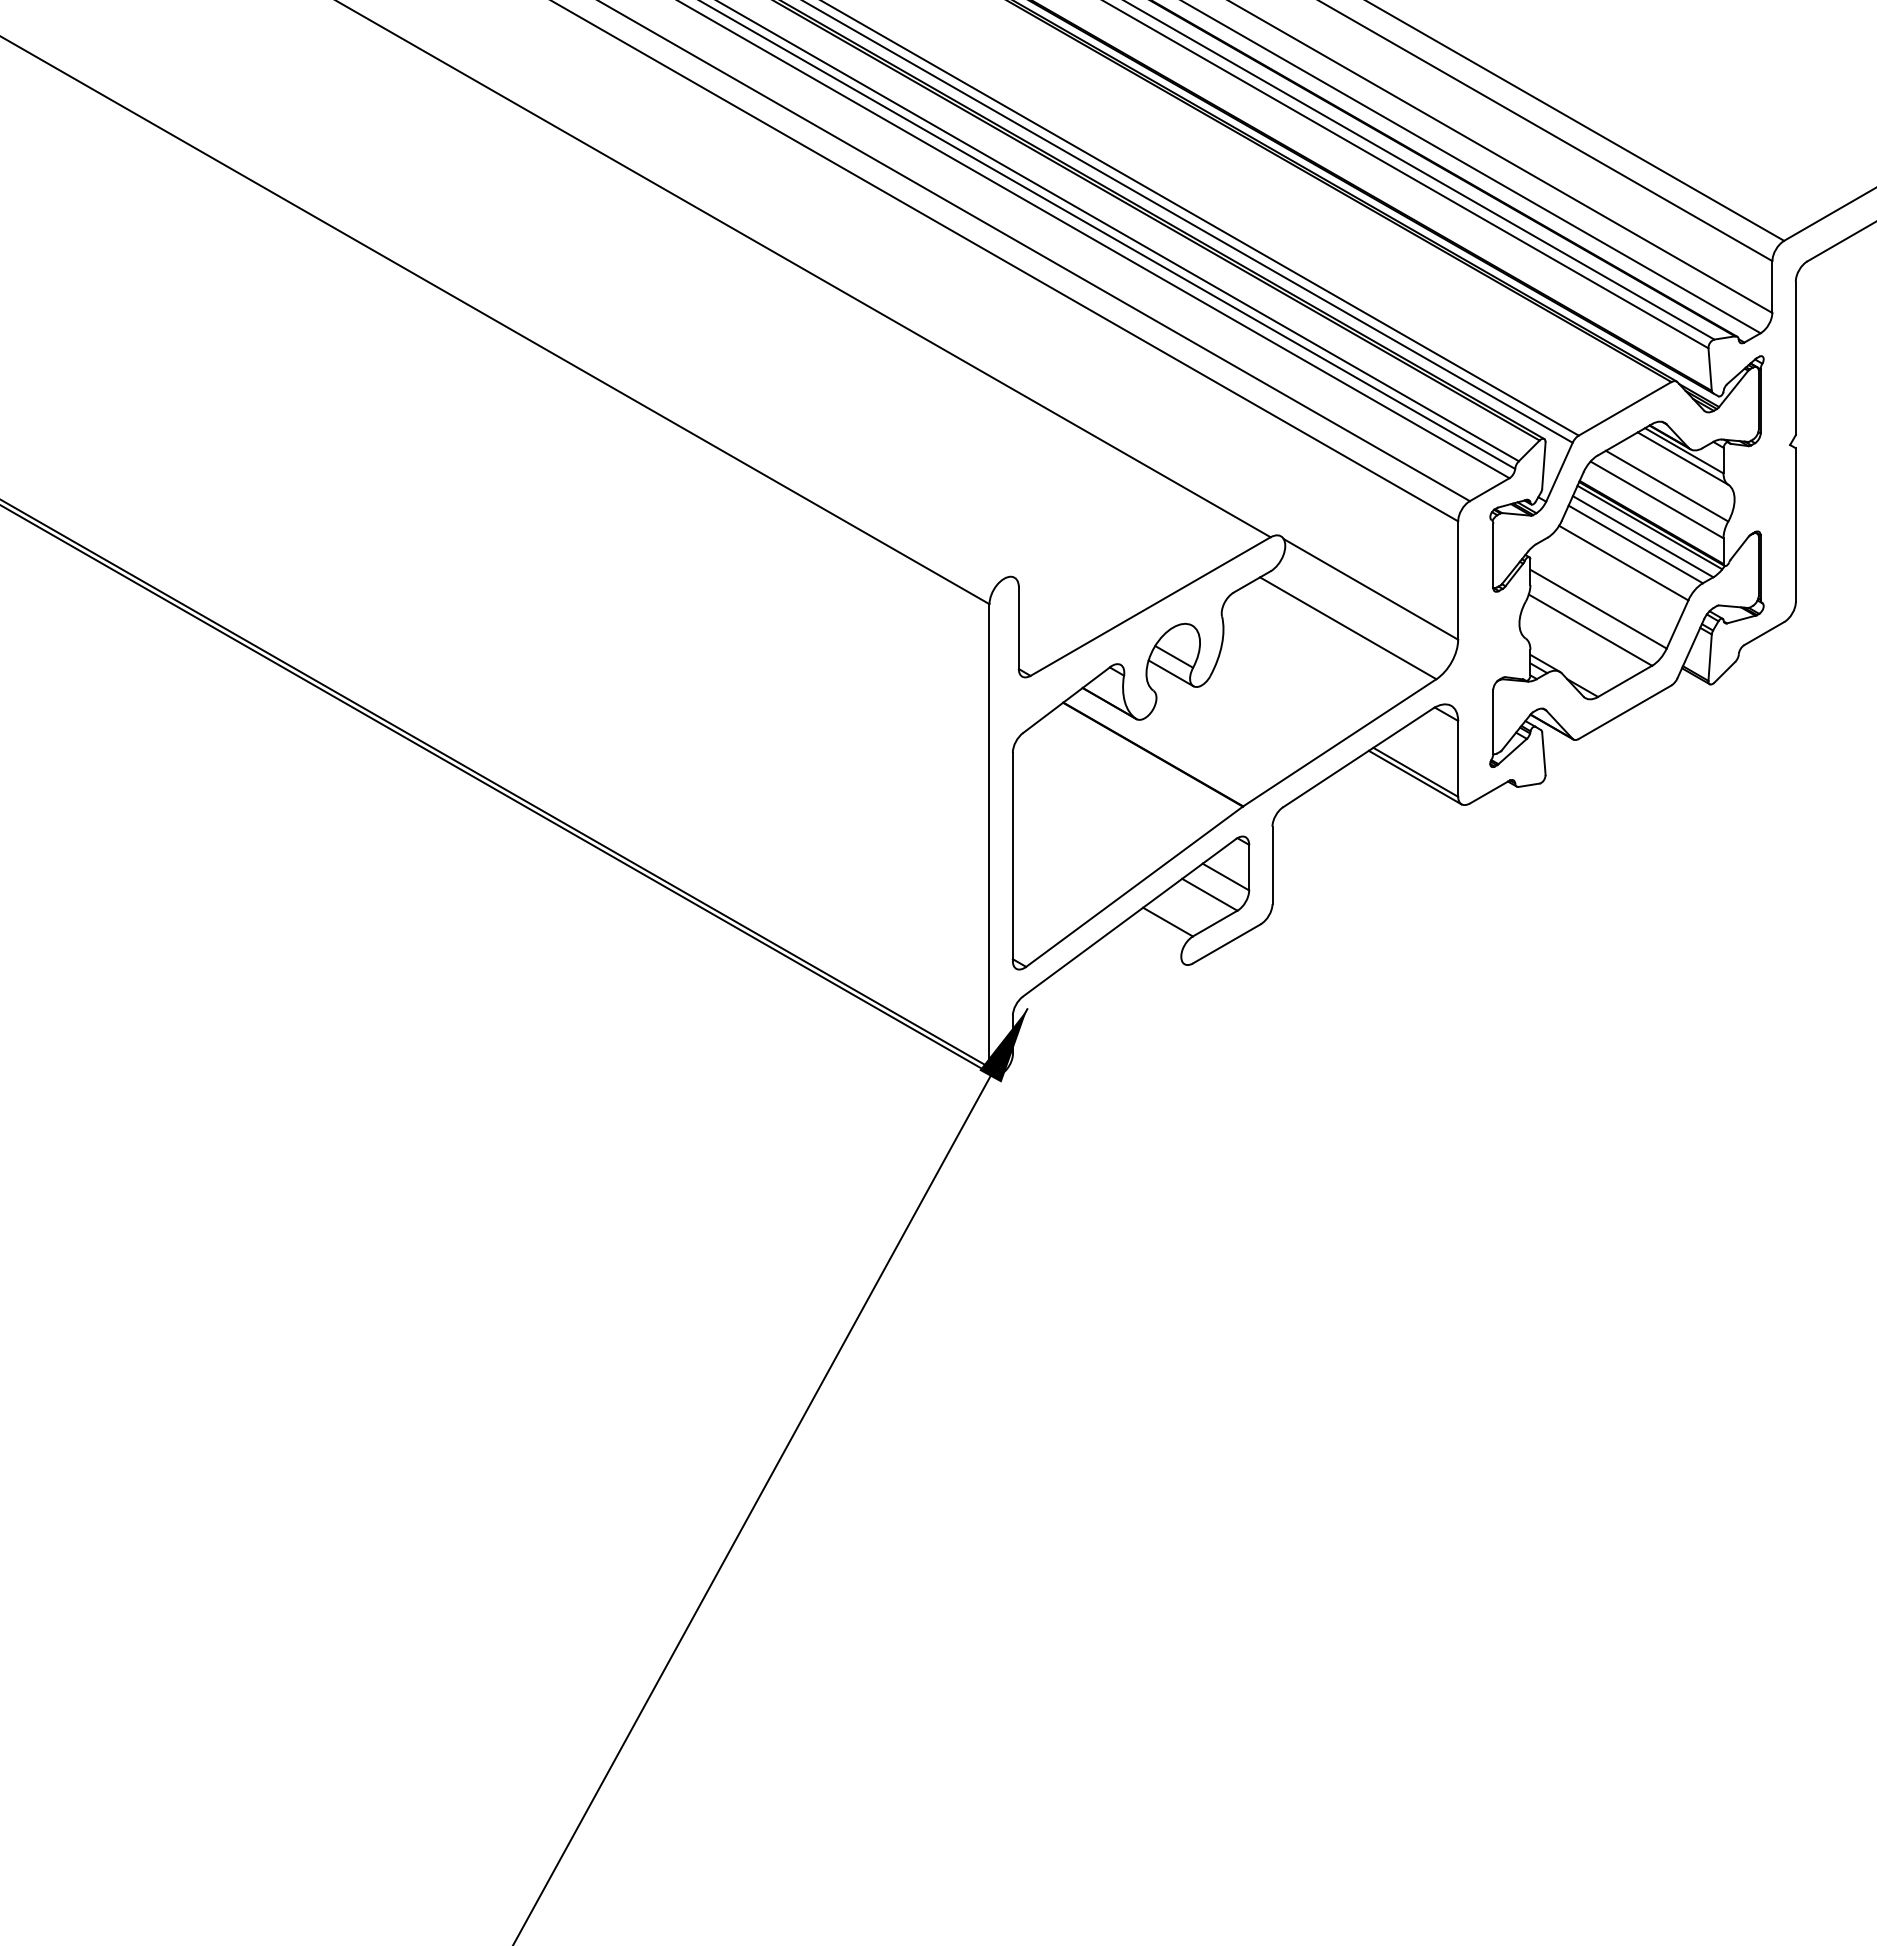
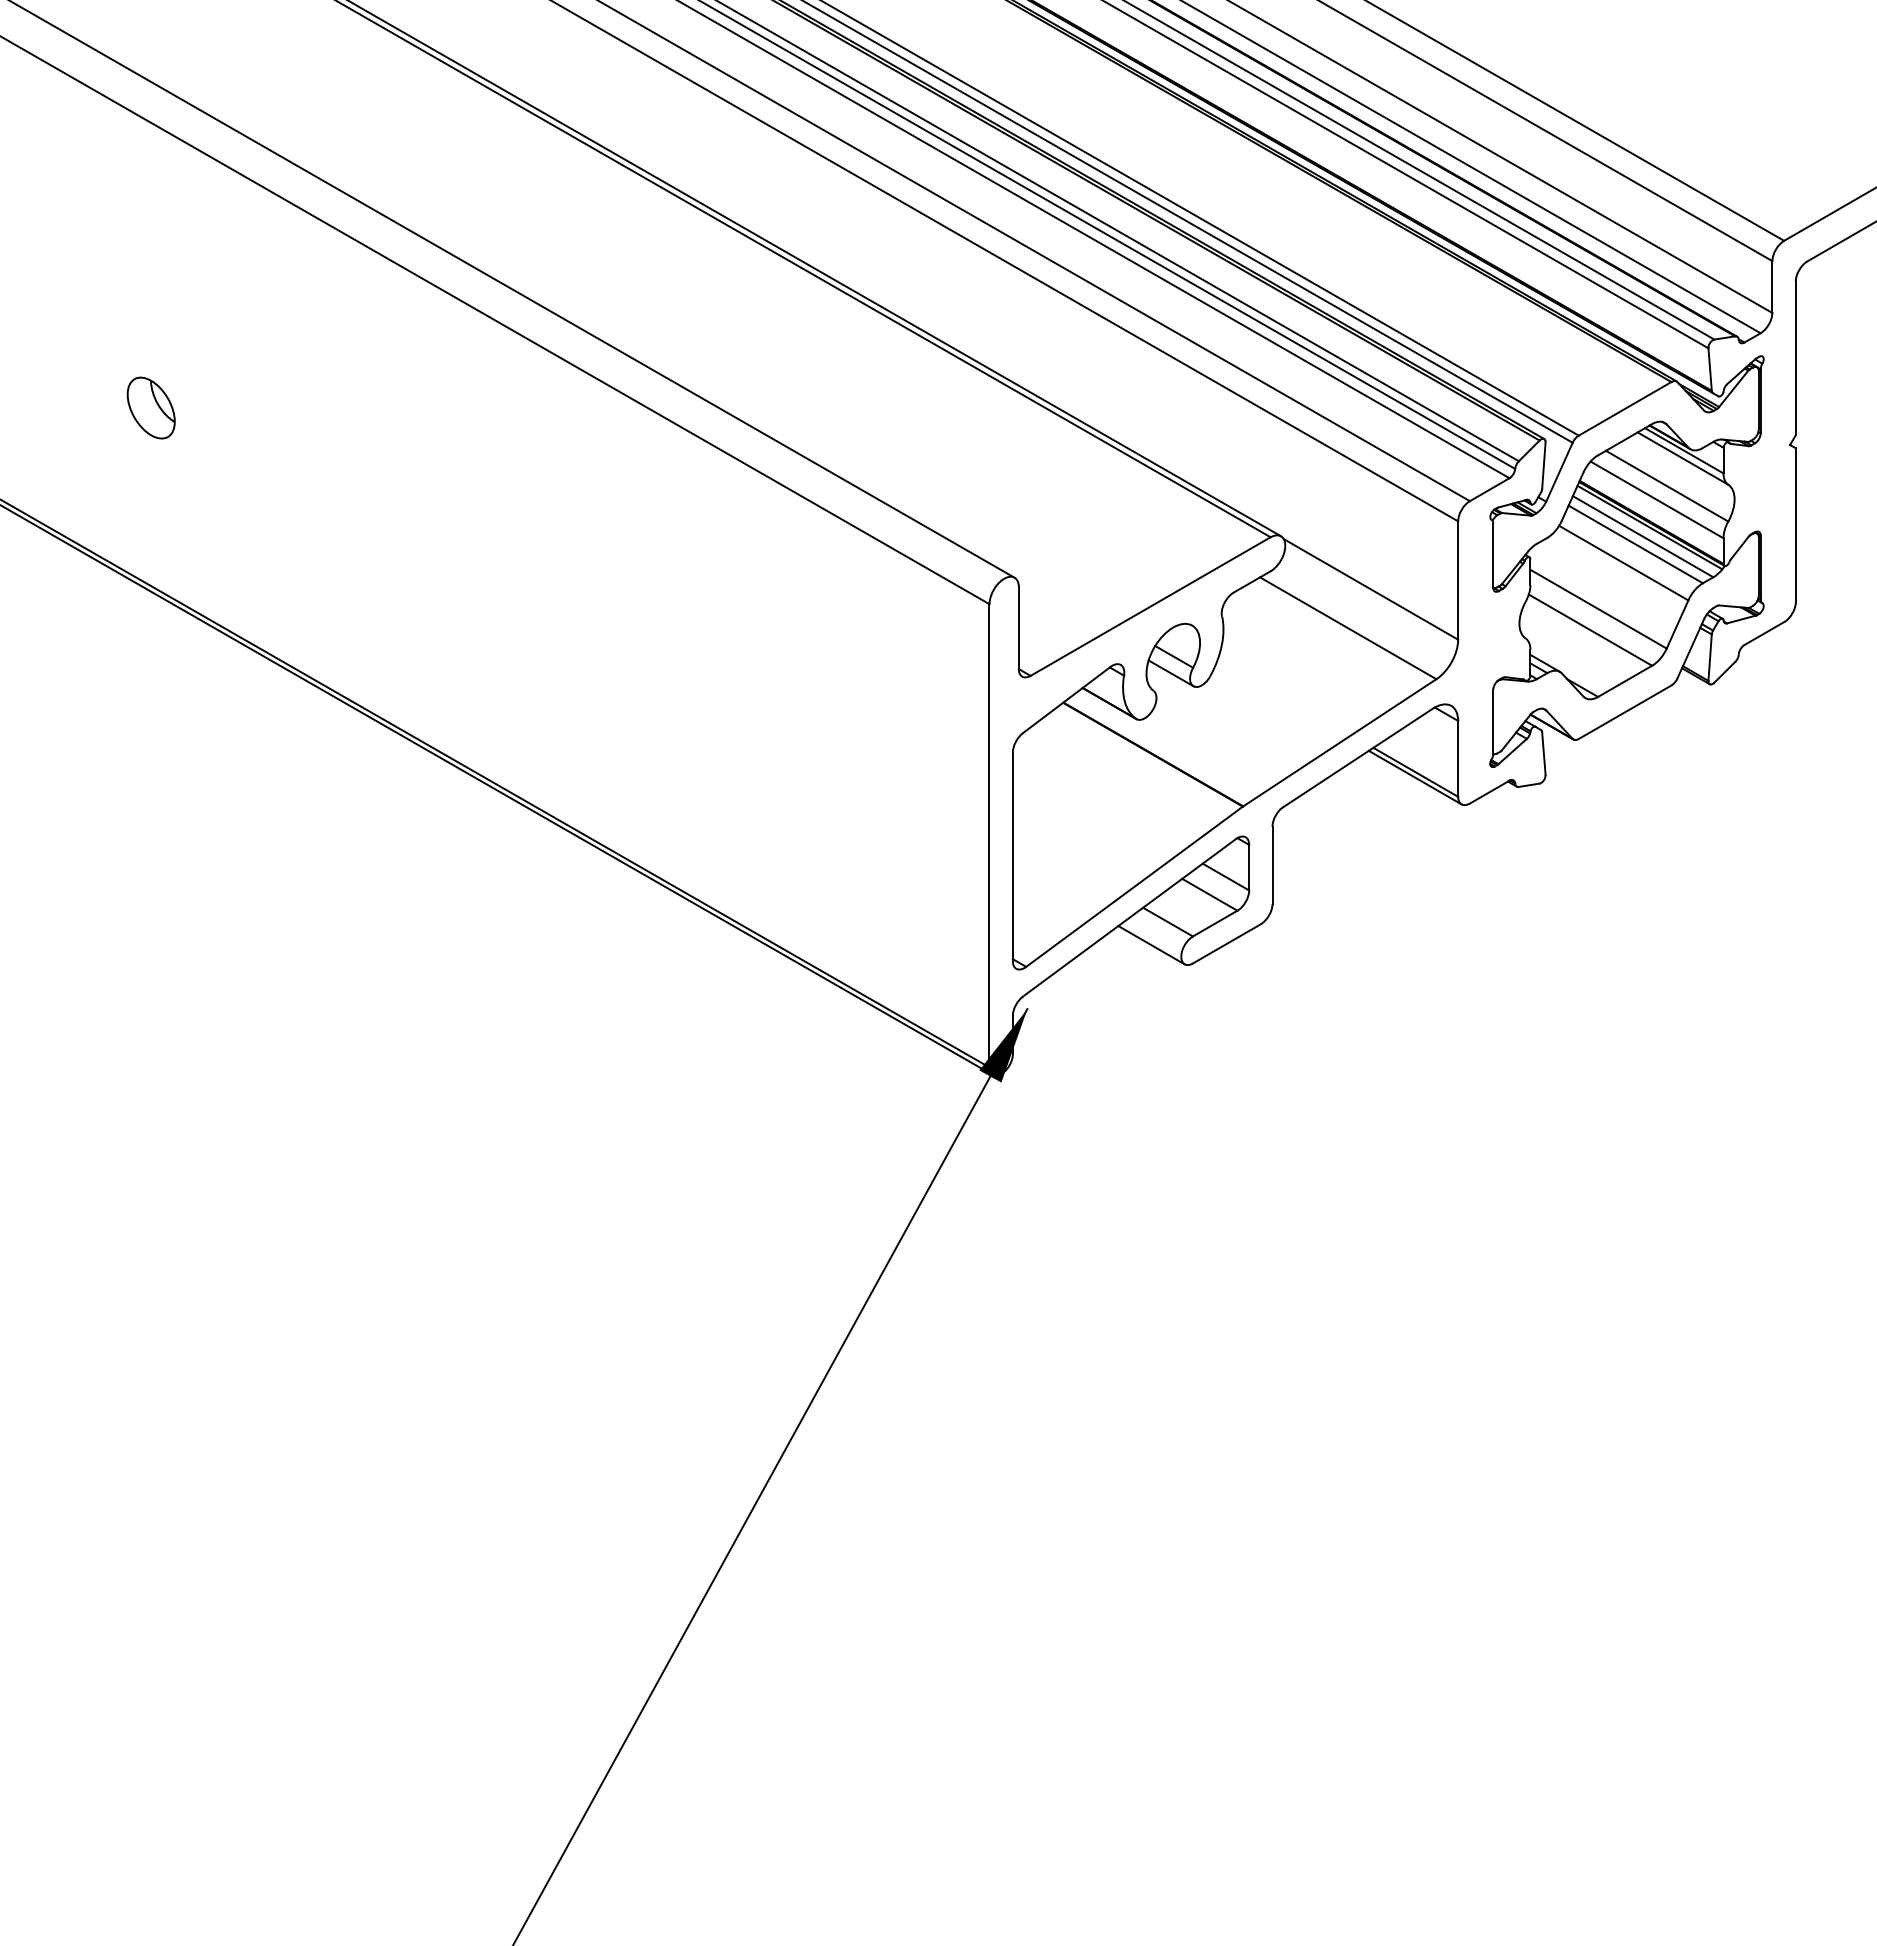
line: none -> present (816, 269)
line: none -> present (512, 289)
part: none -> present (150, 407)
line: none -> present (1151, 945)
